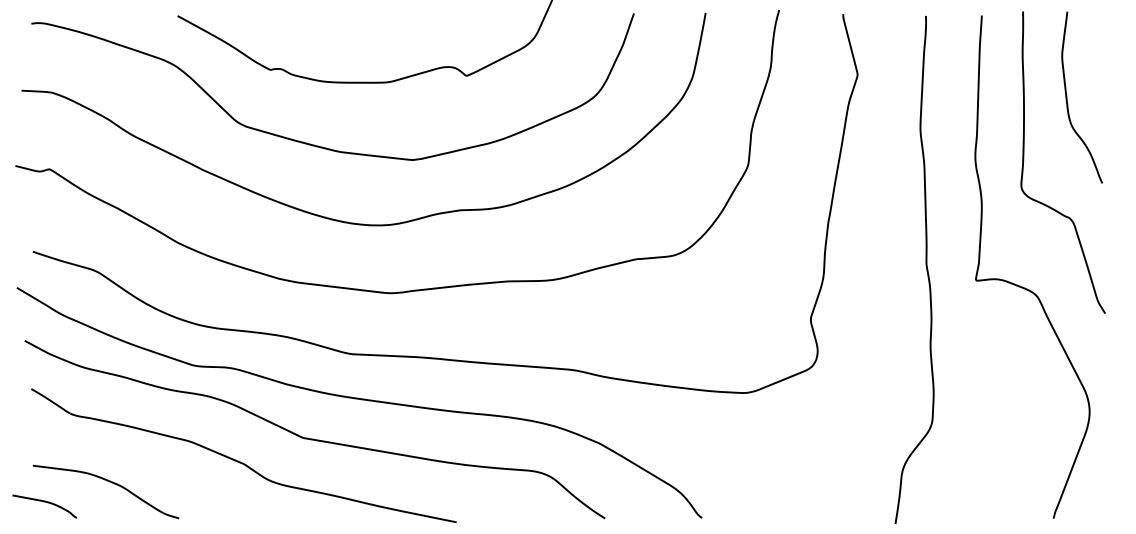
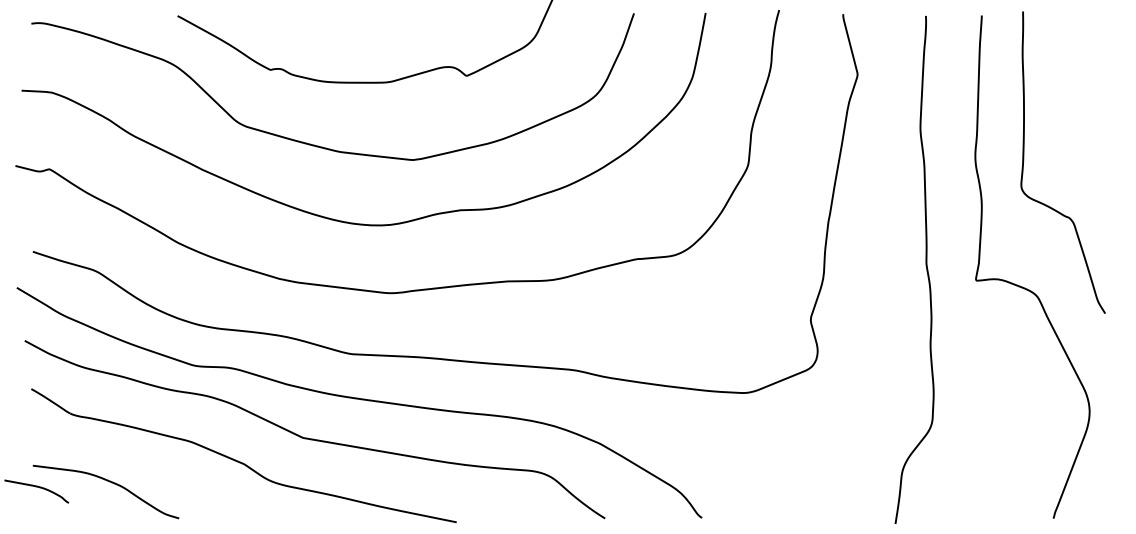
curve: present -> none (1067, 97)
curve position: (44, 502) -> (36, 487) (36, 487)
